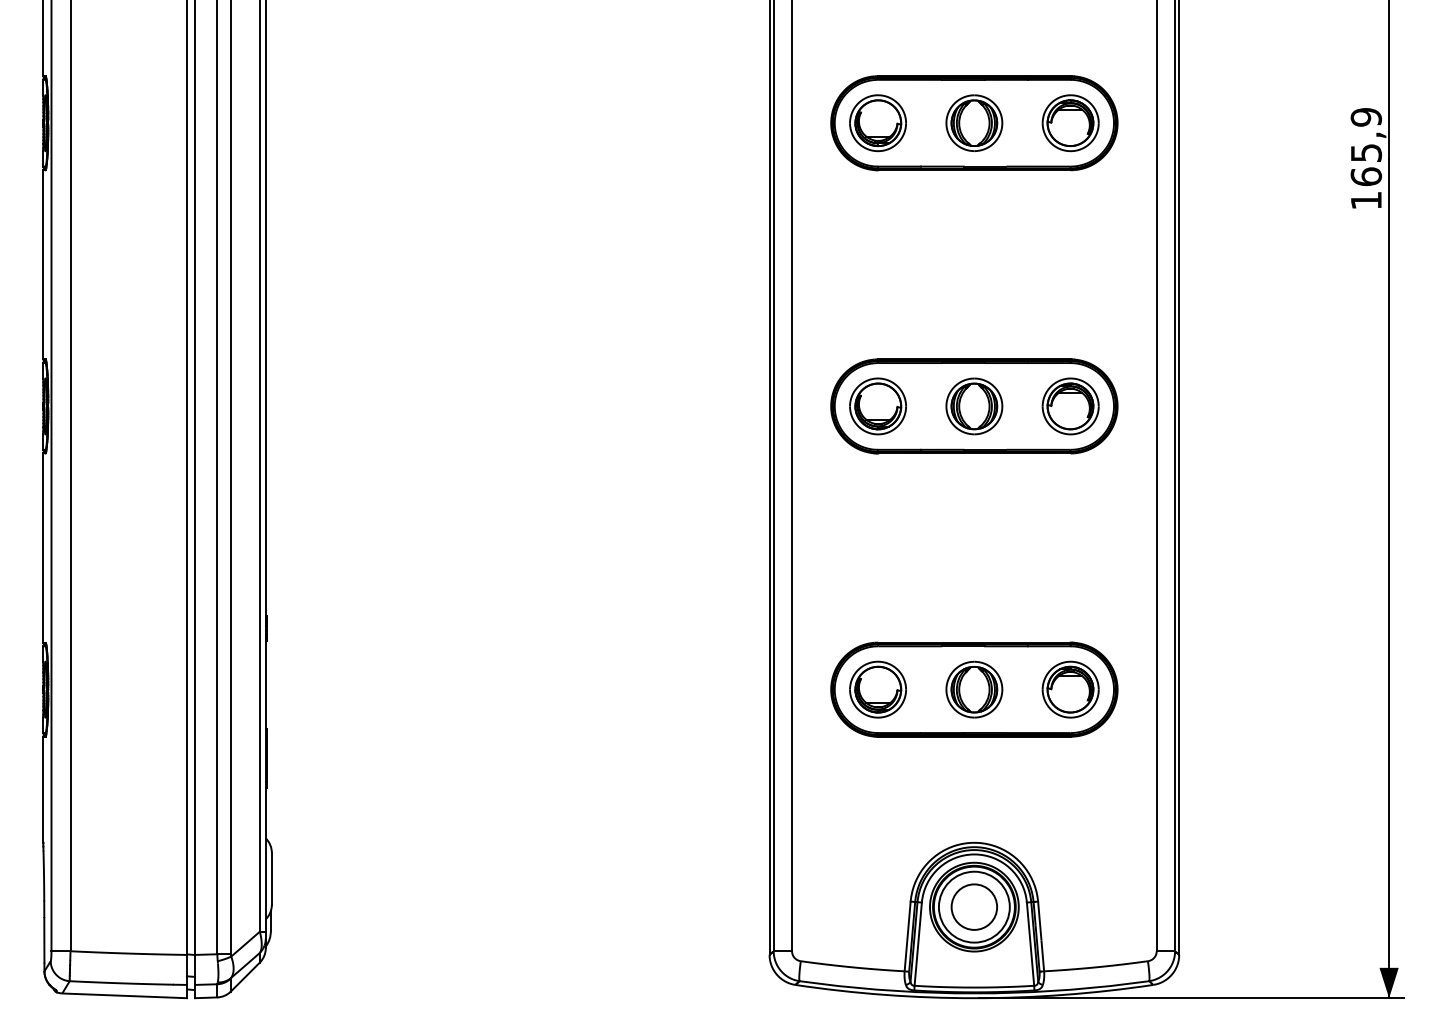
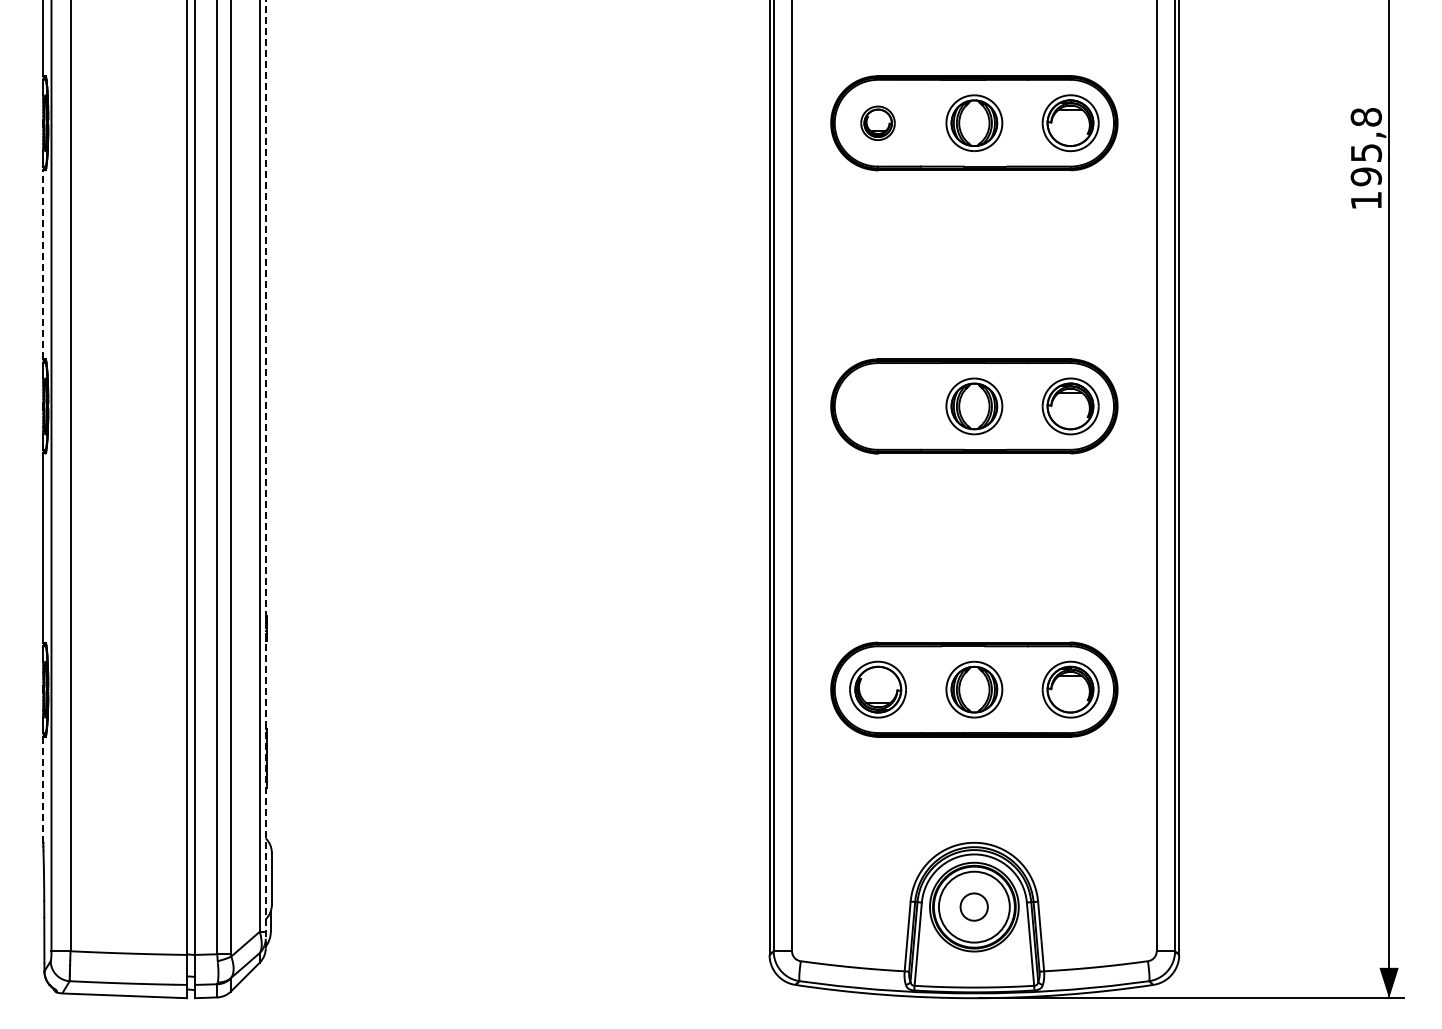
part size: 58x59 px -> 36x36 px (877, 122)
text: 165,9 -> 195,8 (1366, 147)
line: solid -> dashed (43, 264)
part: present -> none (877, 406)
line: solid -> dashed (265, 474)
line: solid -> dashed (43, 789)
circle size: 48x48 px -> 30x30 px (973, 906)
